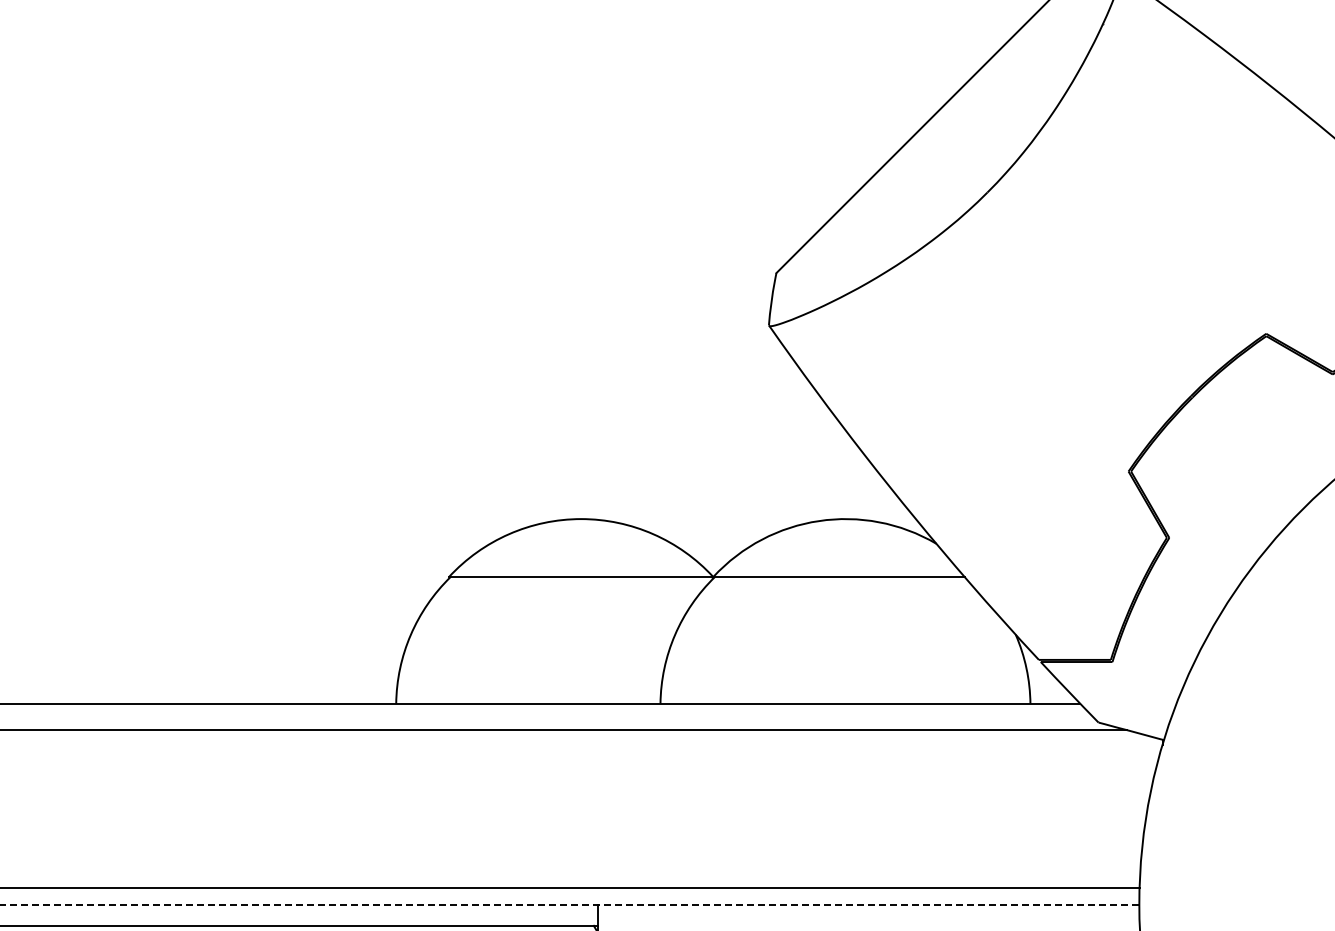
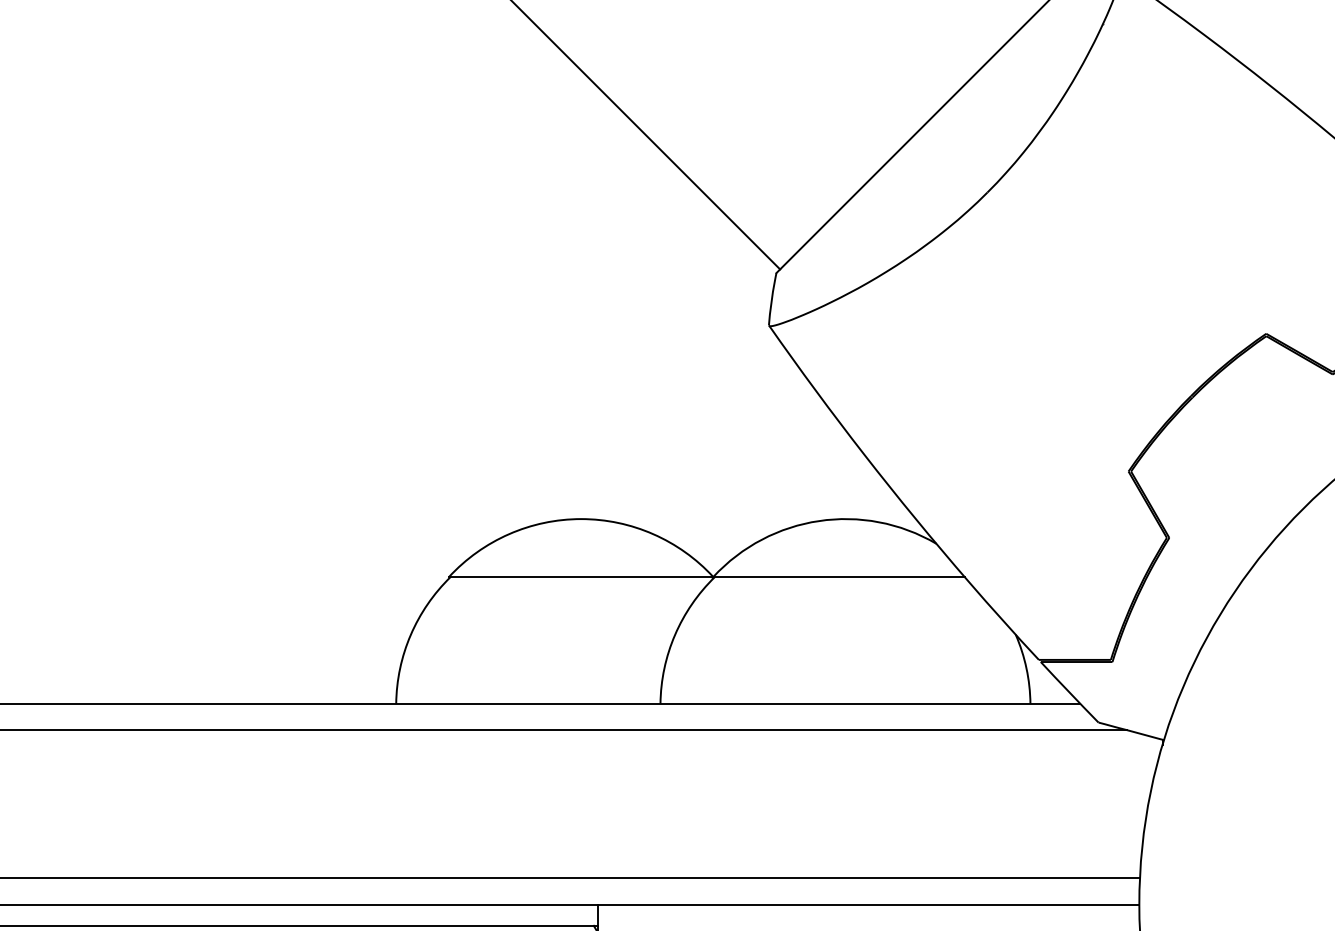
line: none -> present (646, 135)
line position: (570, 888) -> (570, 878) (570, 878)
line: dashed -> solid (569, 904)
